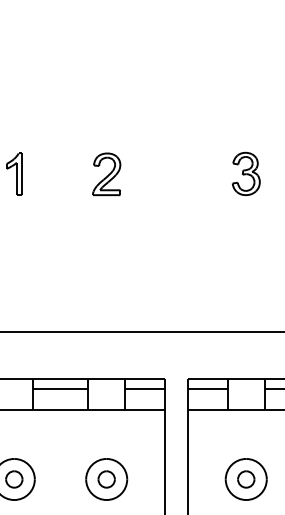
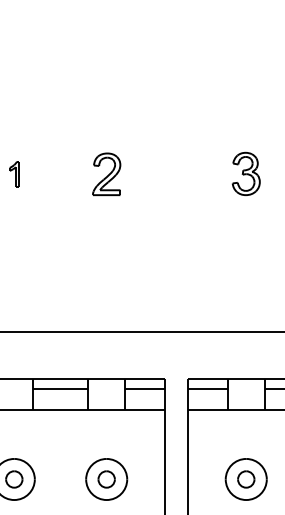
part size: 17x44 px -> 11x27 px (14, 174)
